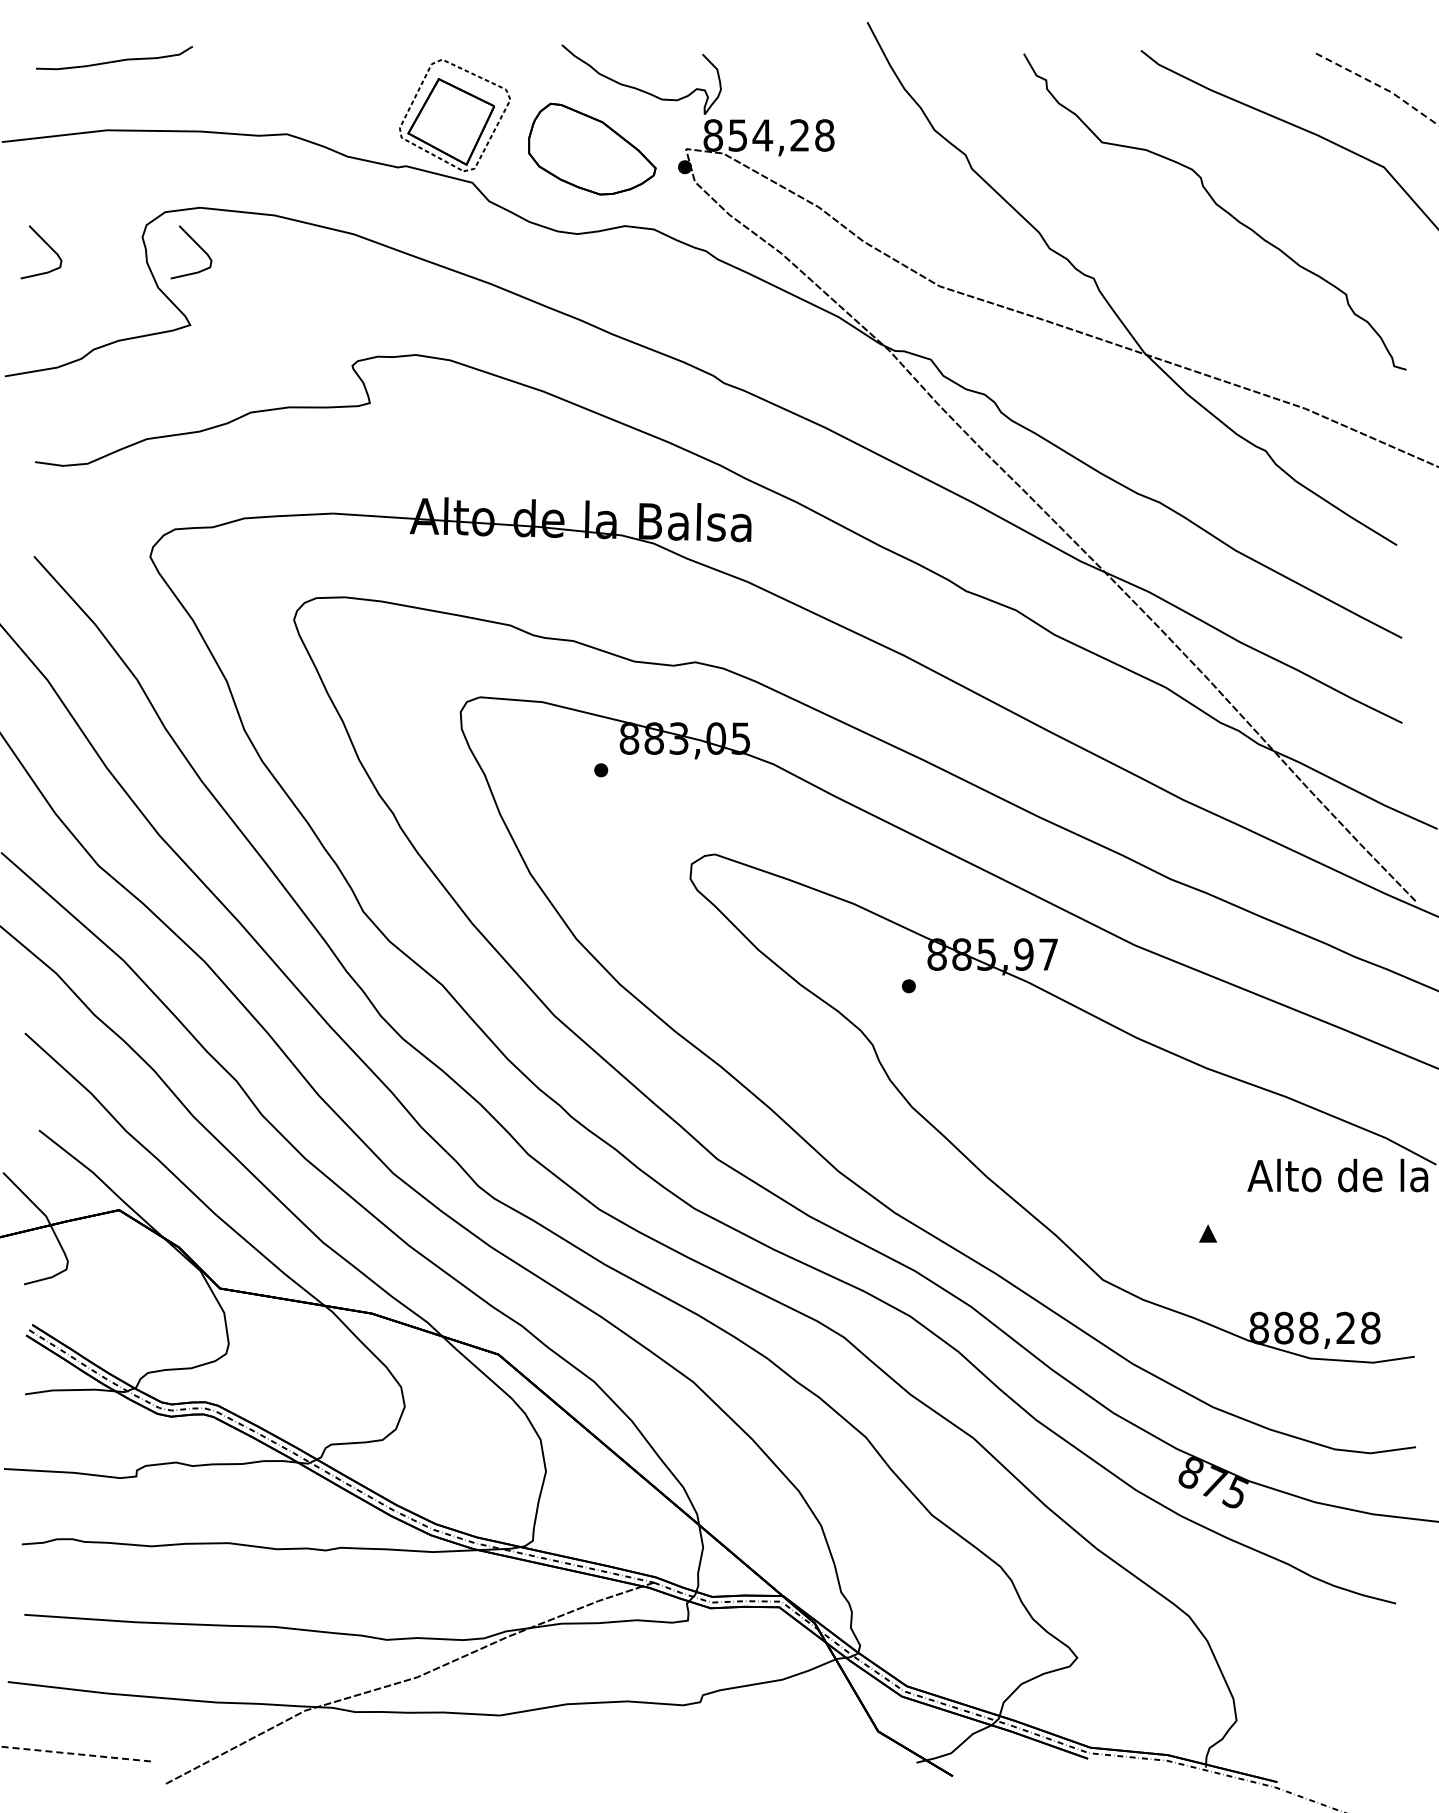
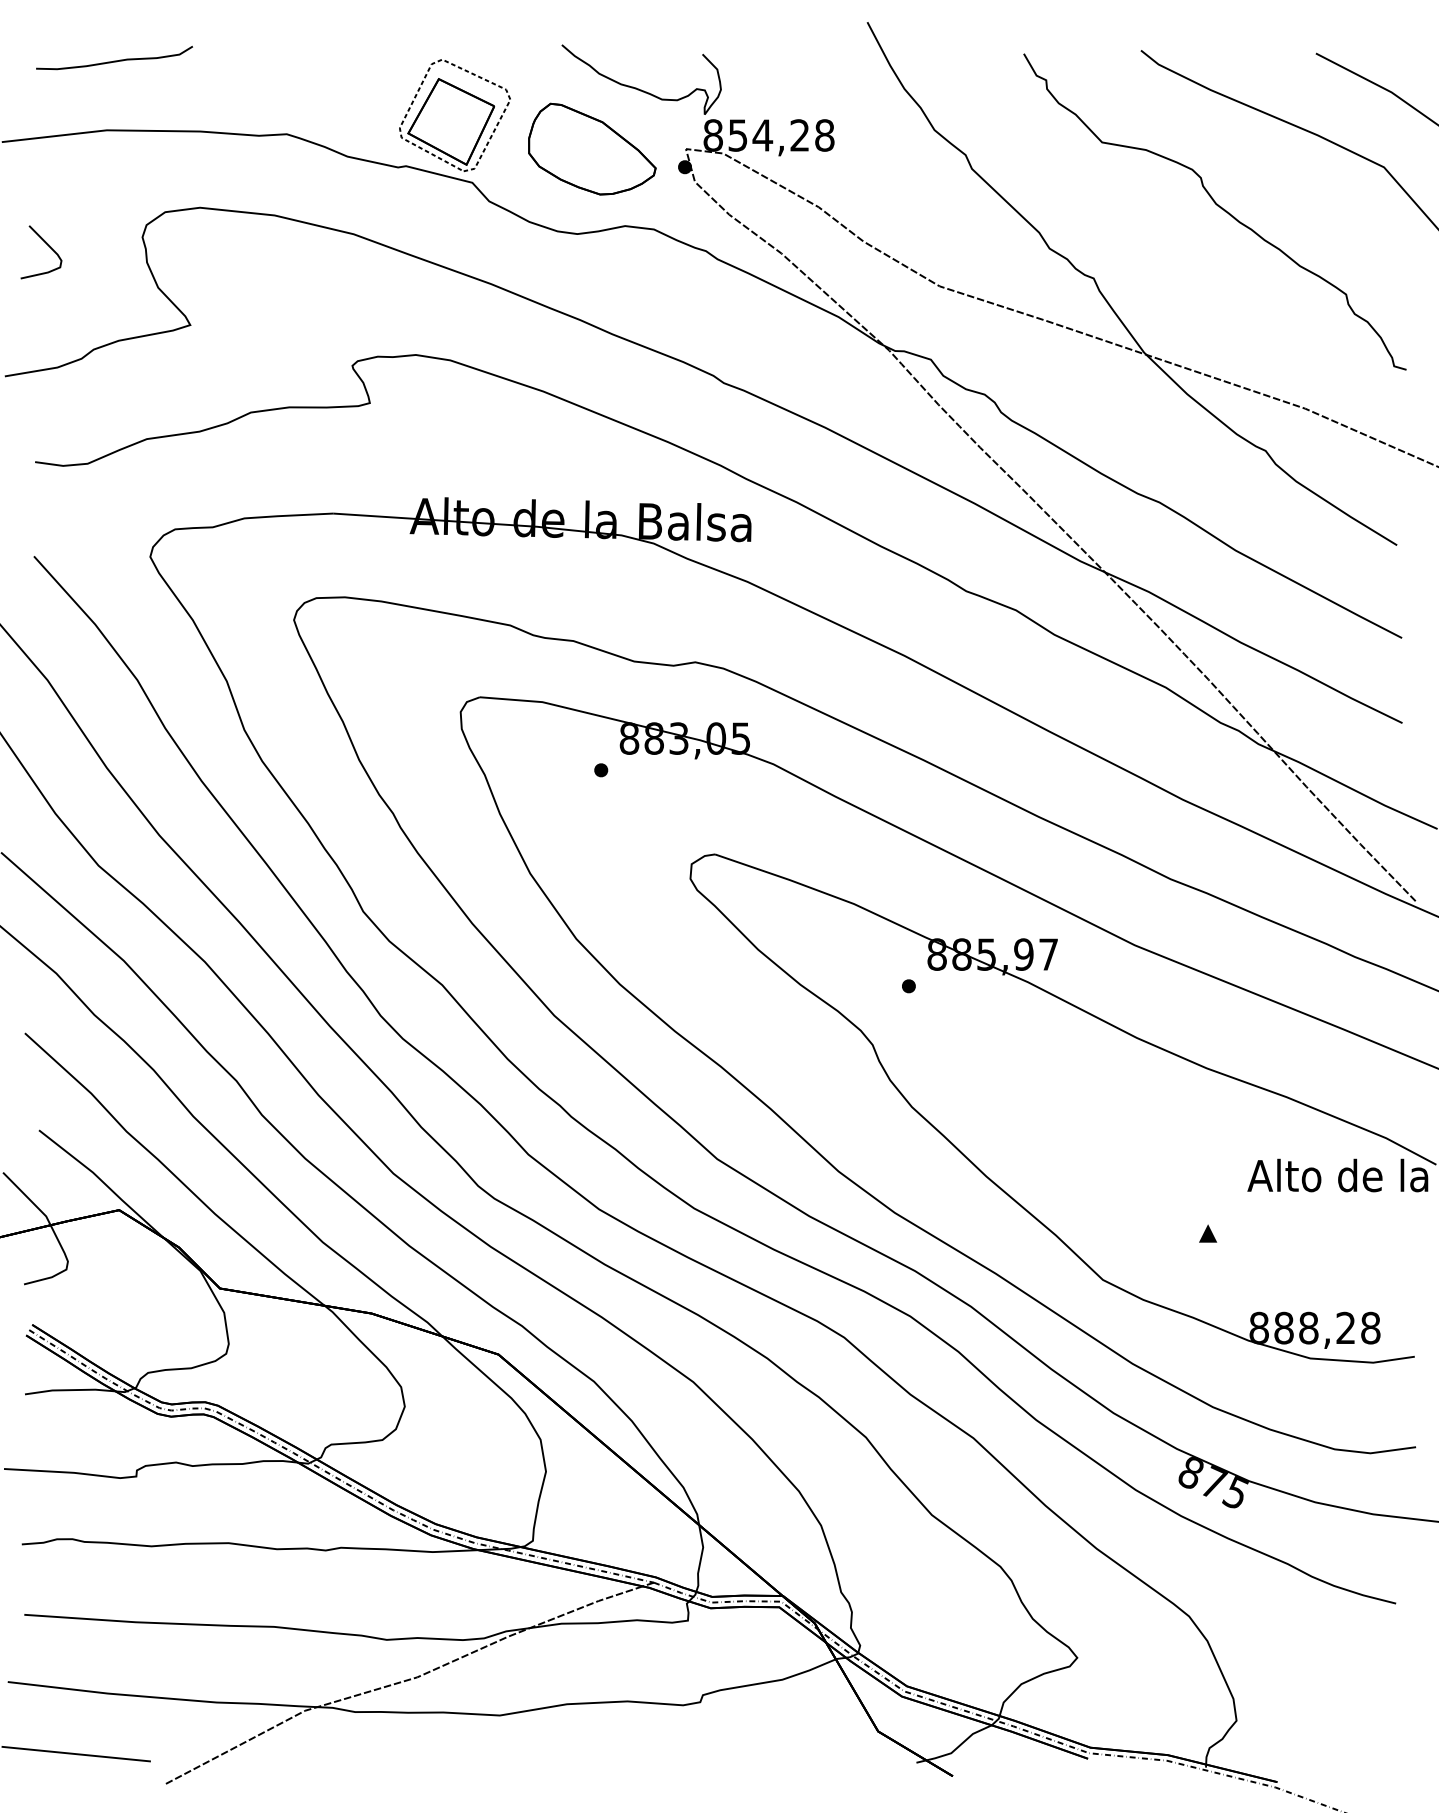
line: dashed -> solid (1380, 86)
curve: present -> none (197, 245)
line: dashed -> solid (76, 1754)
